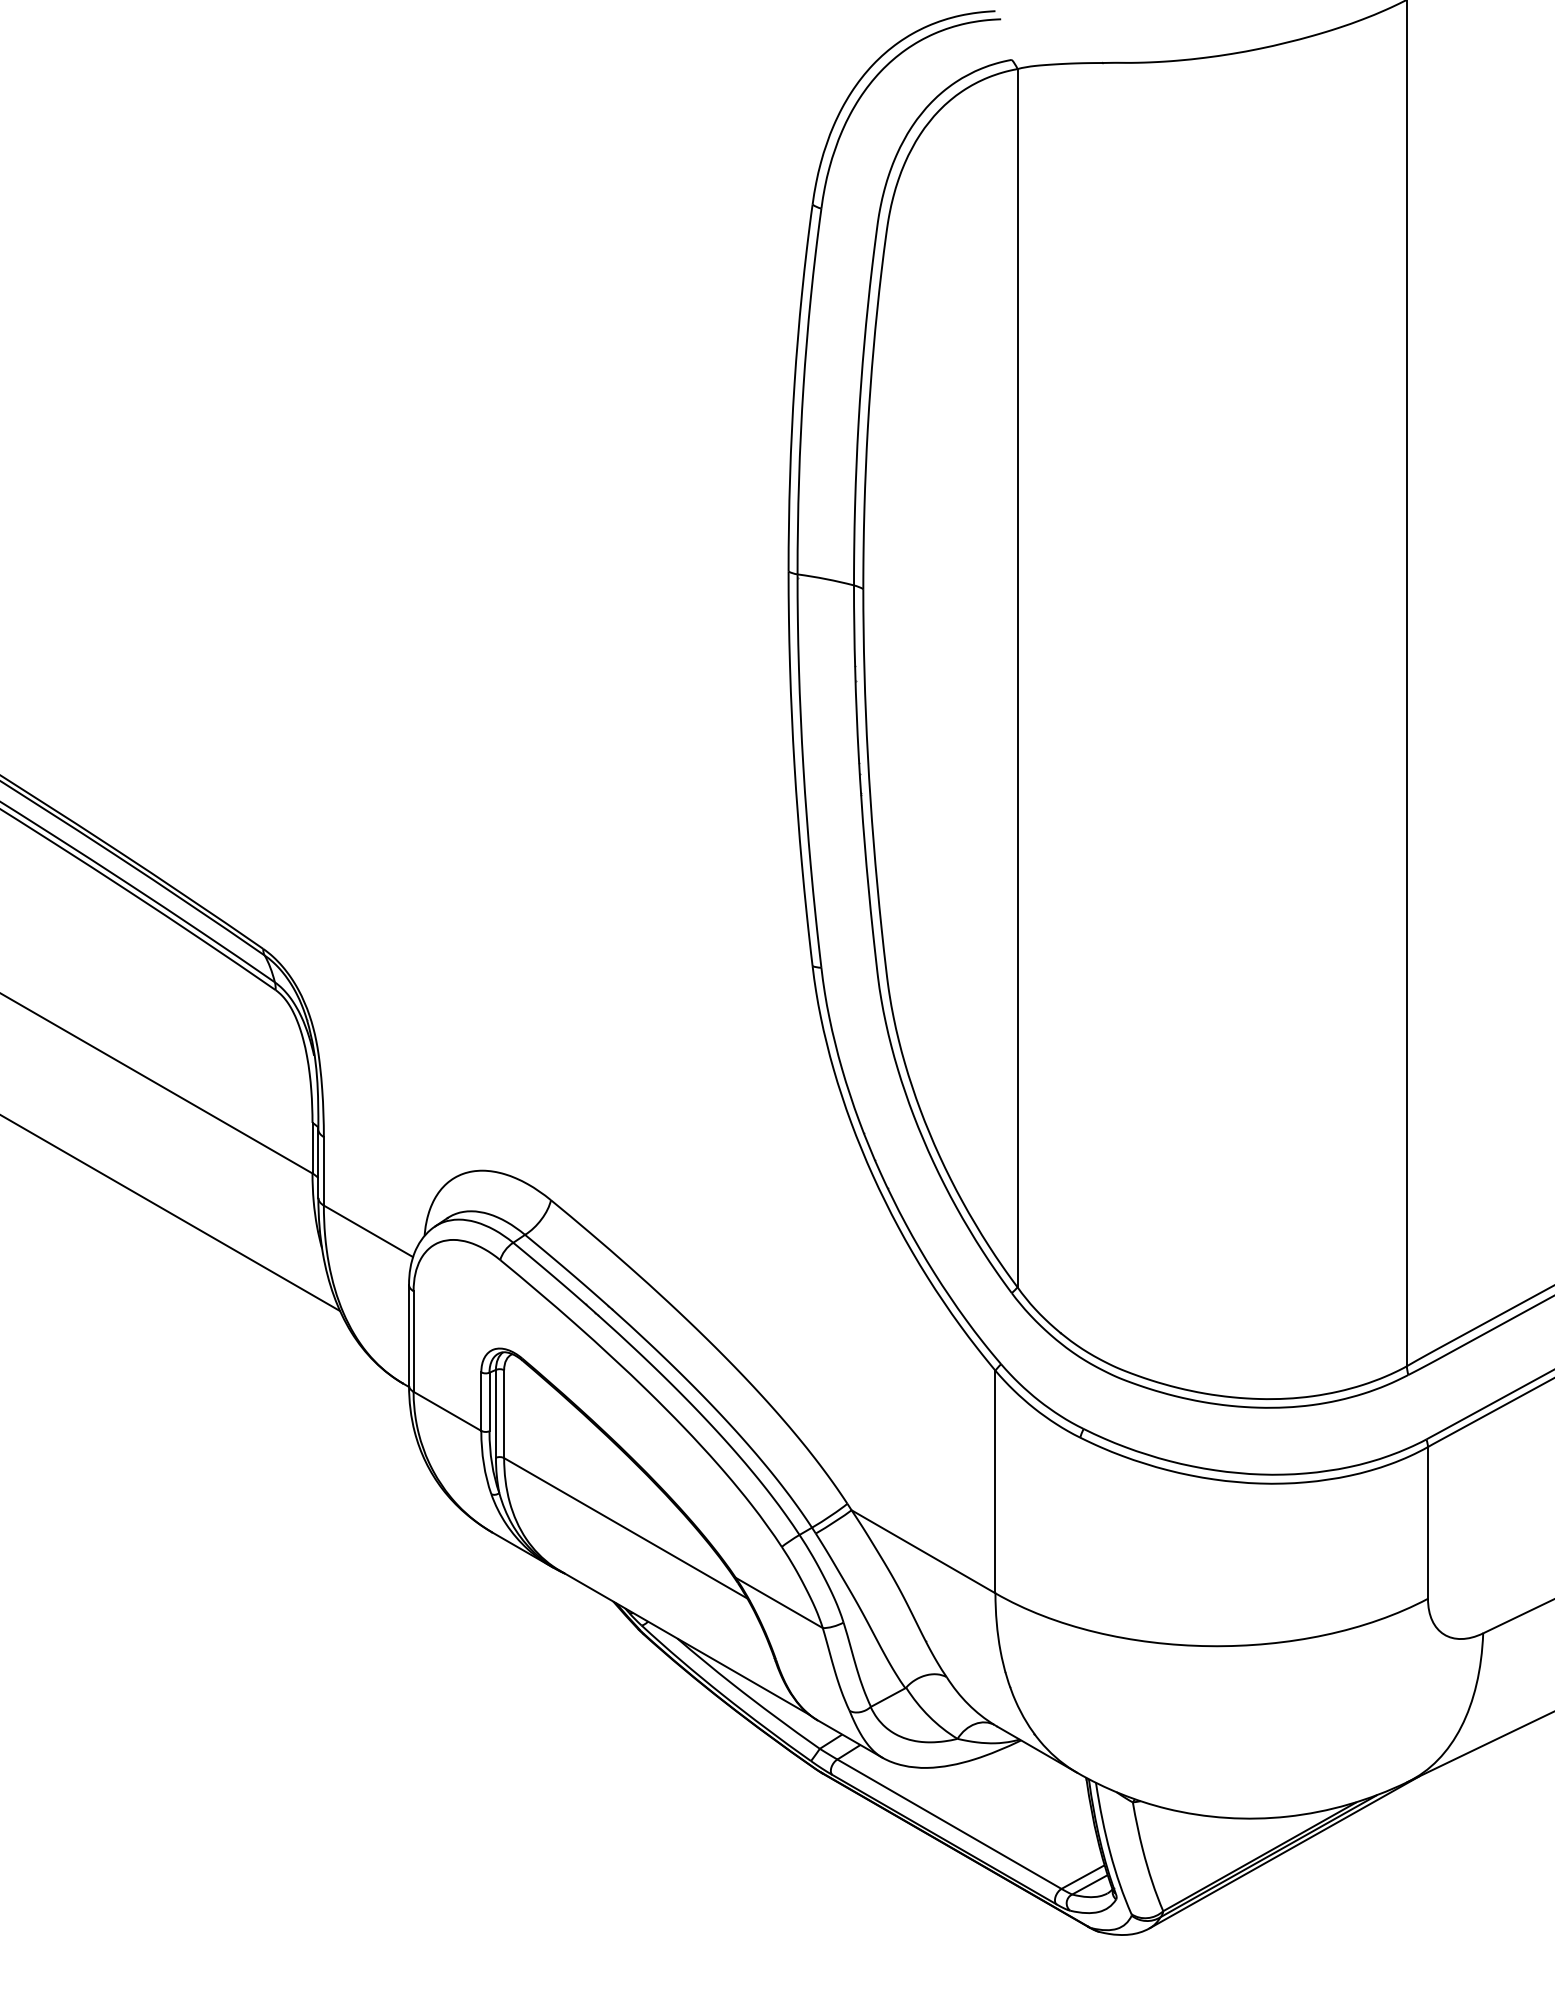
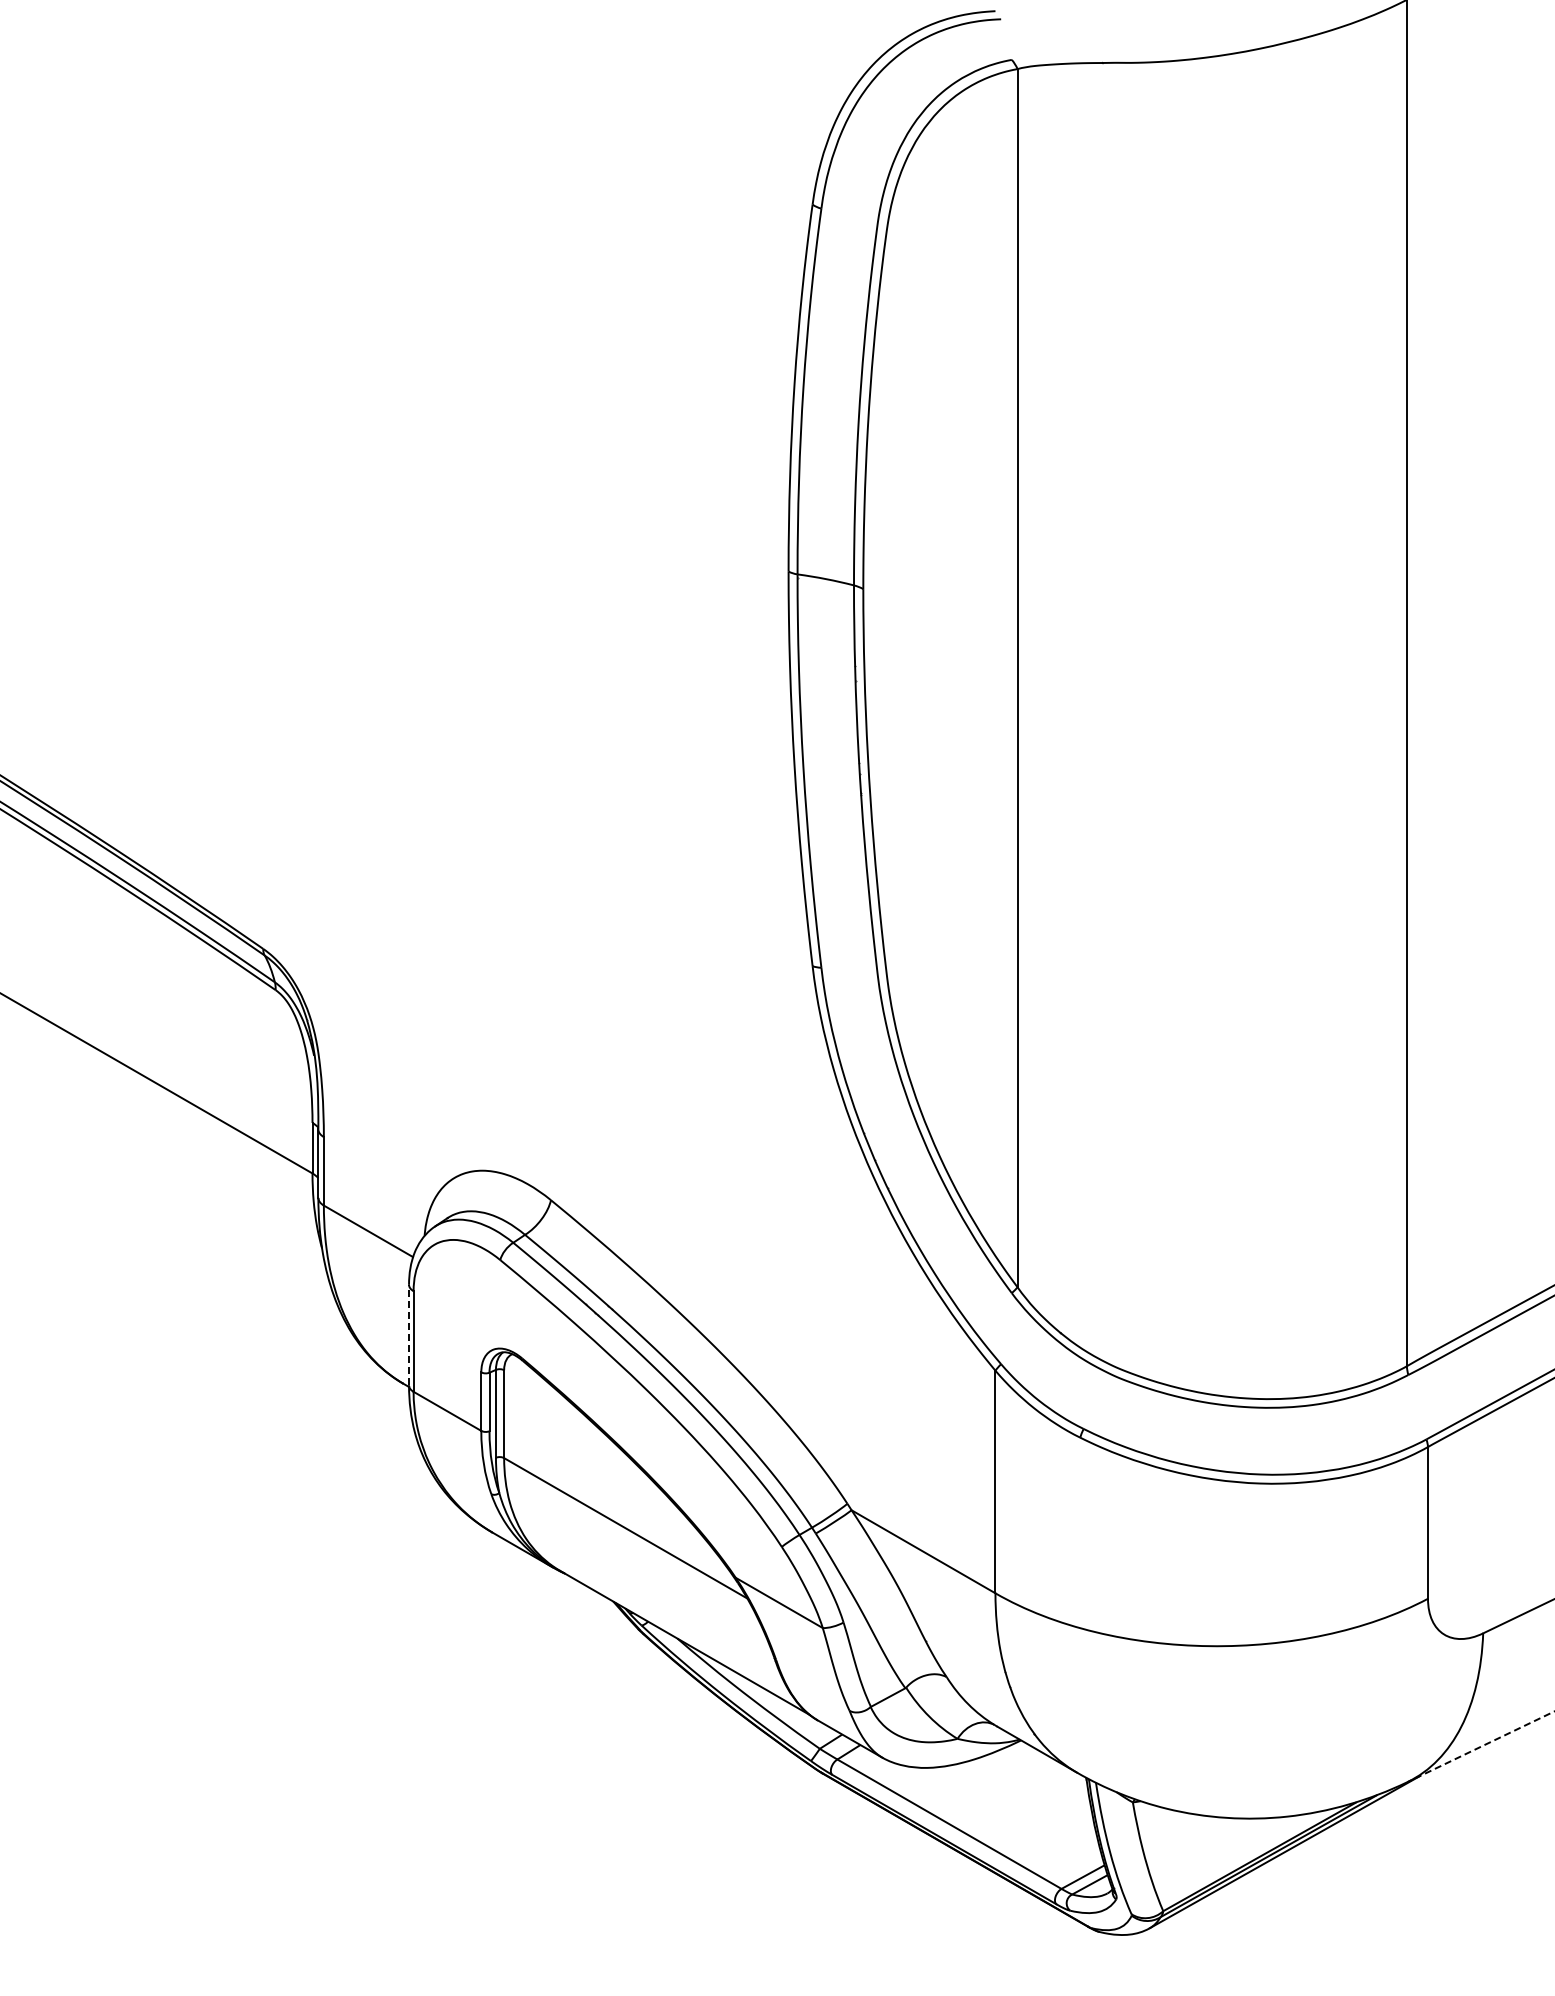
line: present -> none (171, 1213)
line: solid -> dashed (409, 1334)
line: solid -> dashed (1480, 1747)
